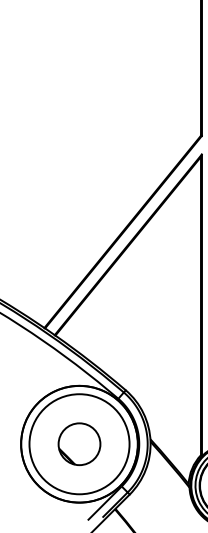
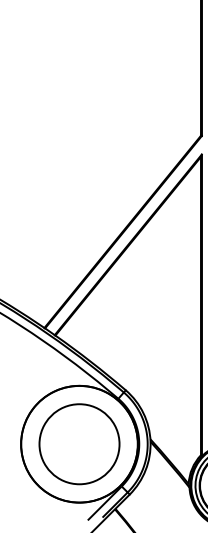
circle diameter: 100 px -> 80 px (79, 444)
part: present -> none (79, 444)
